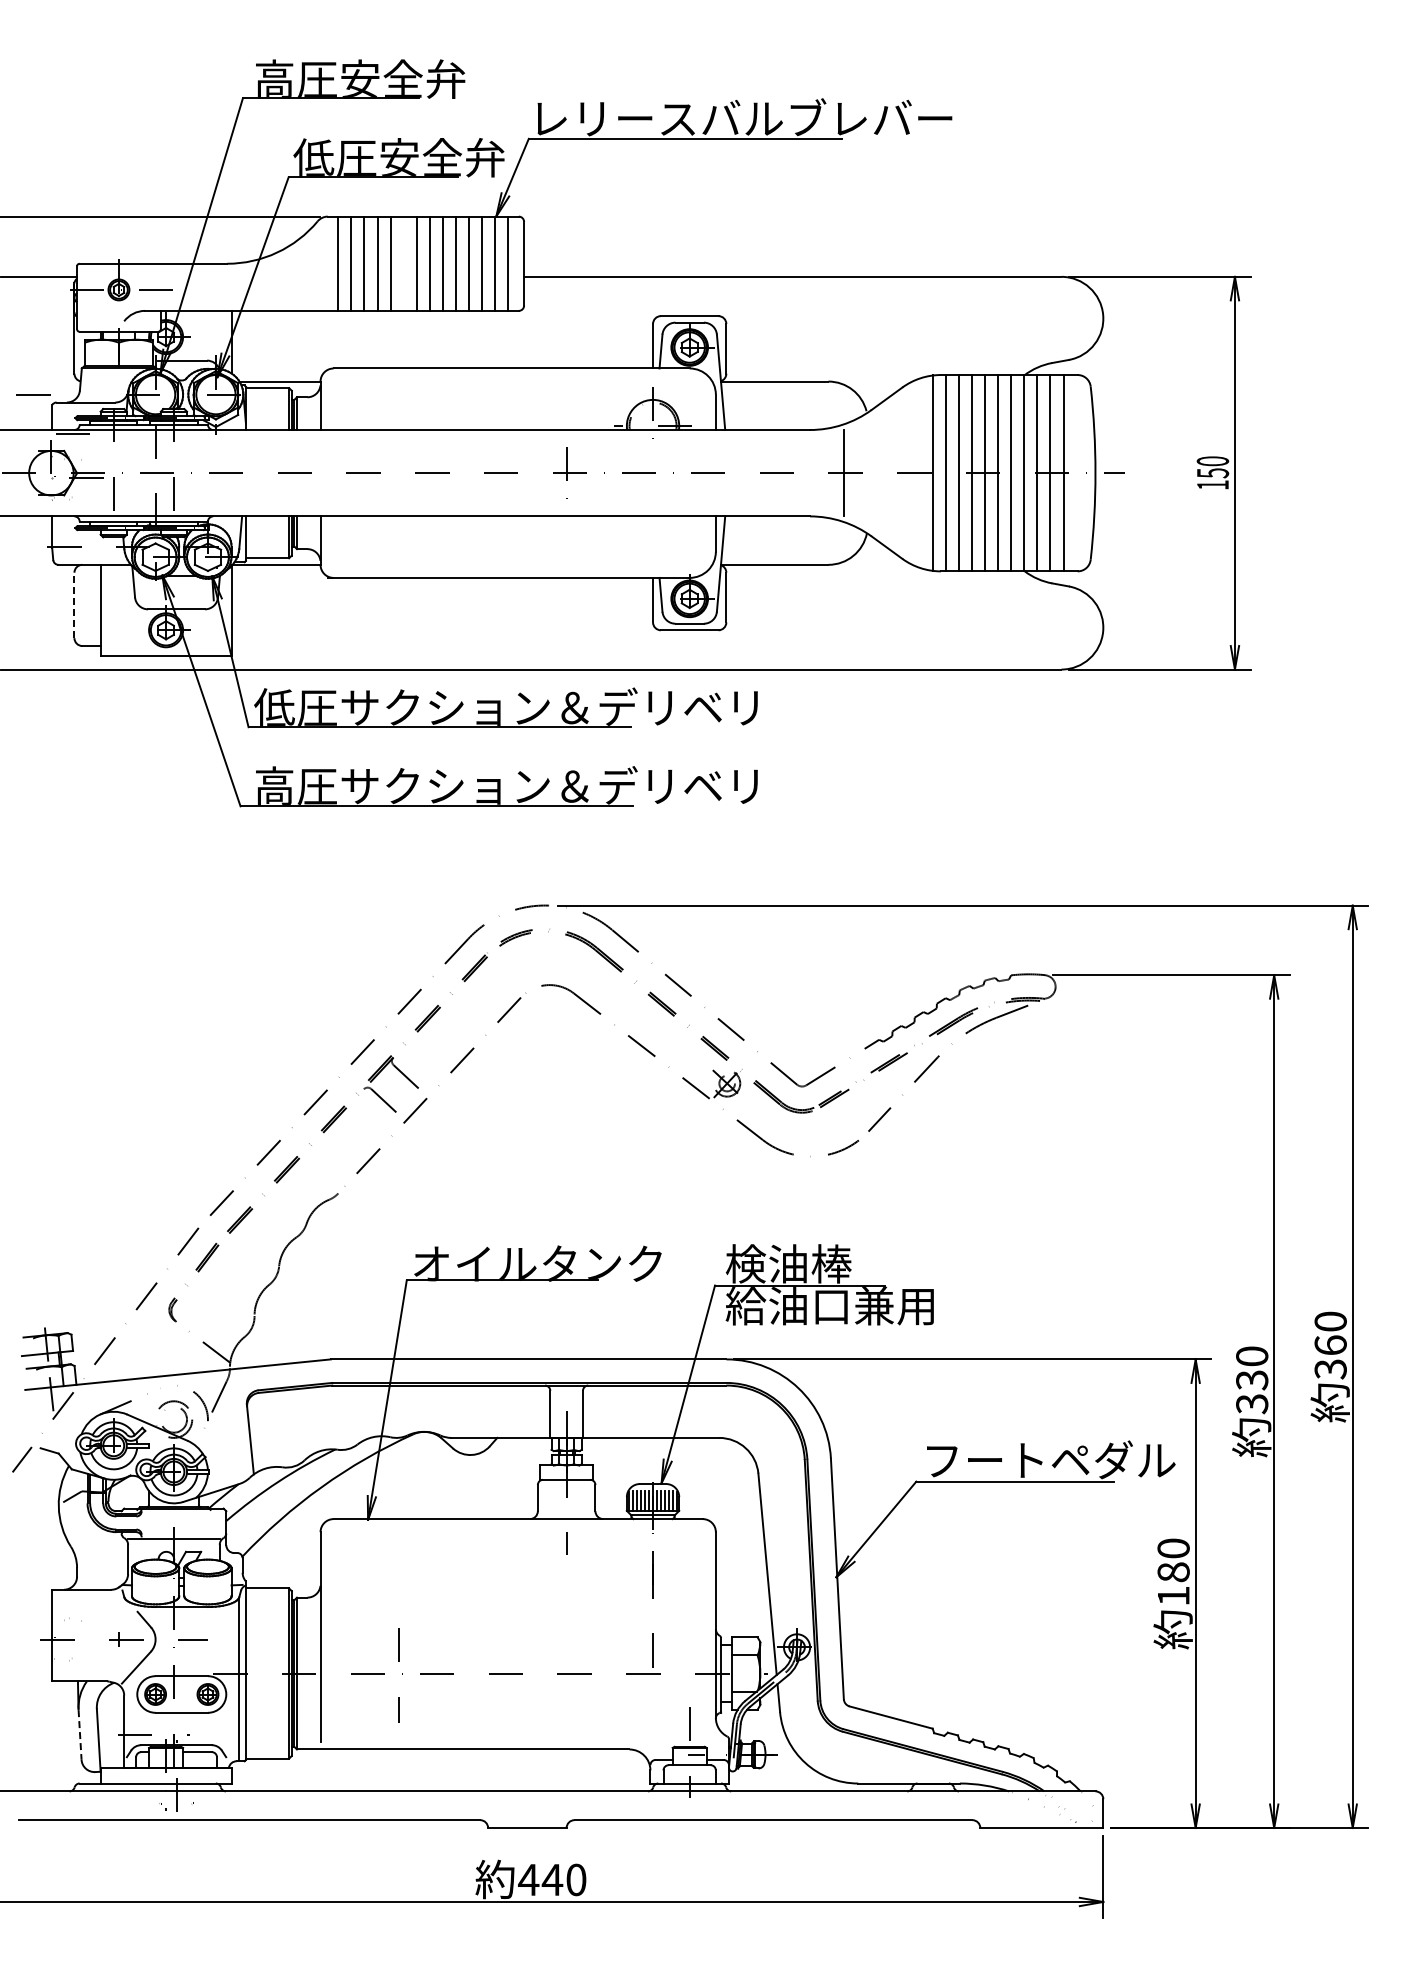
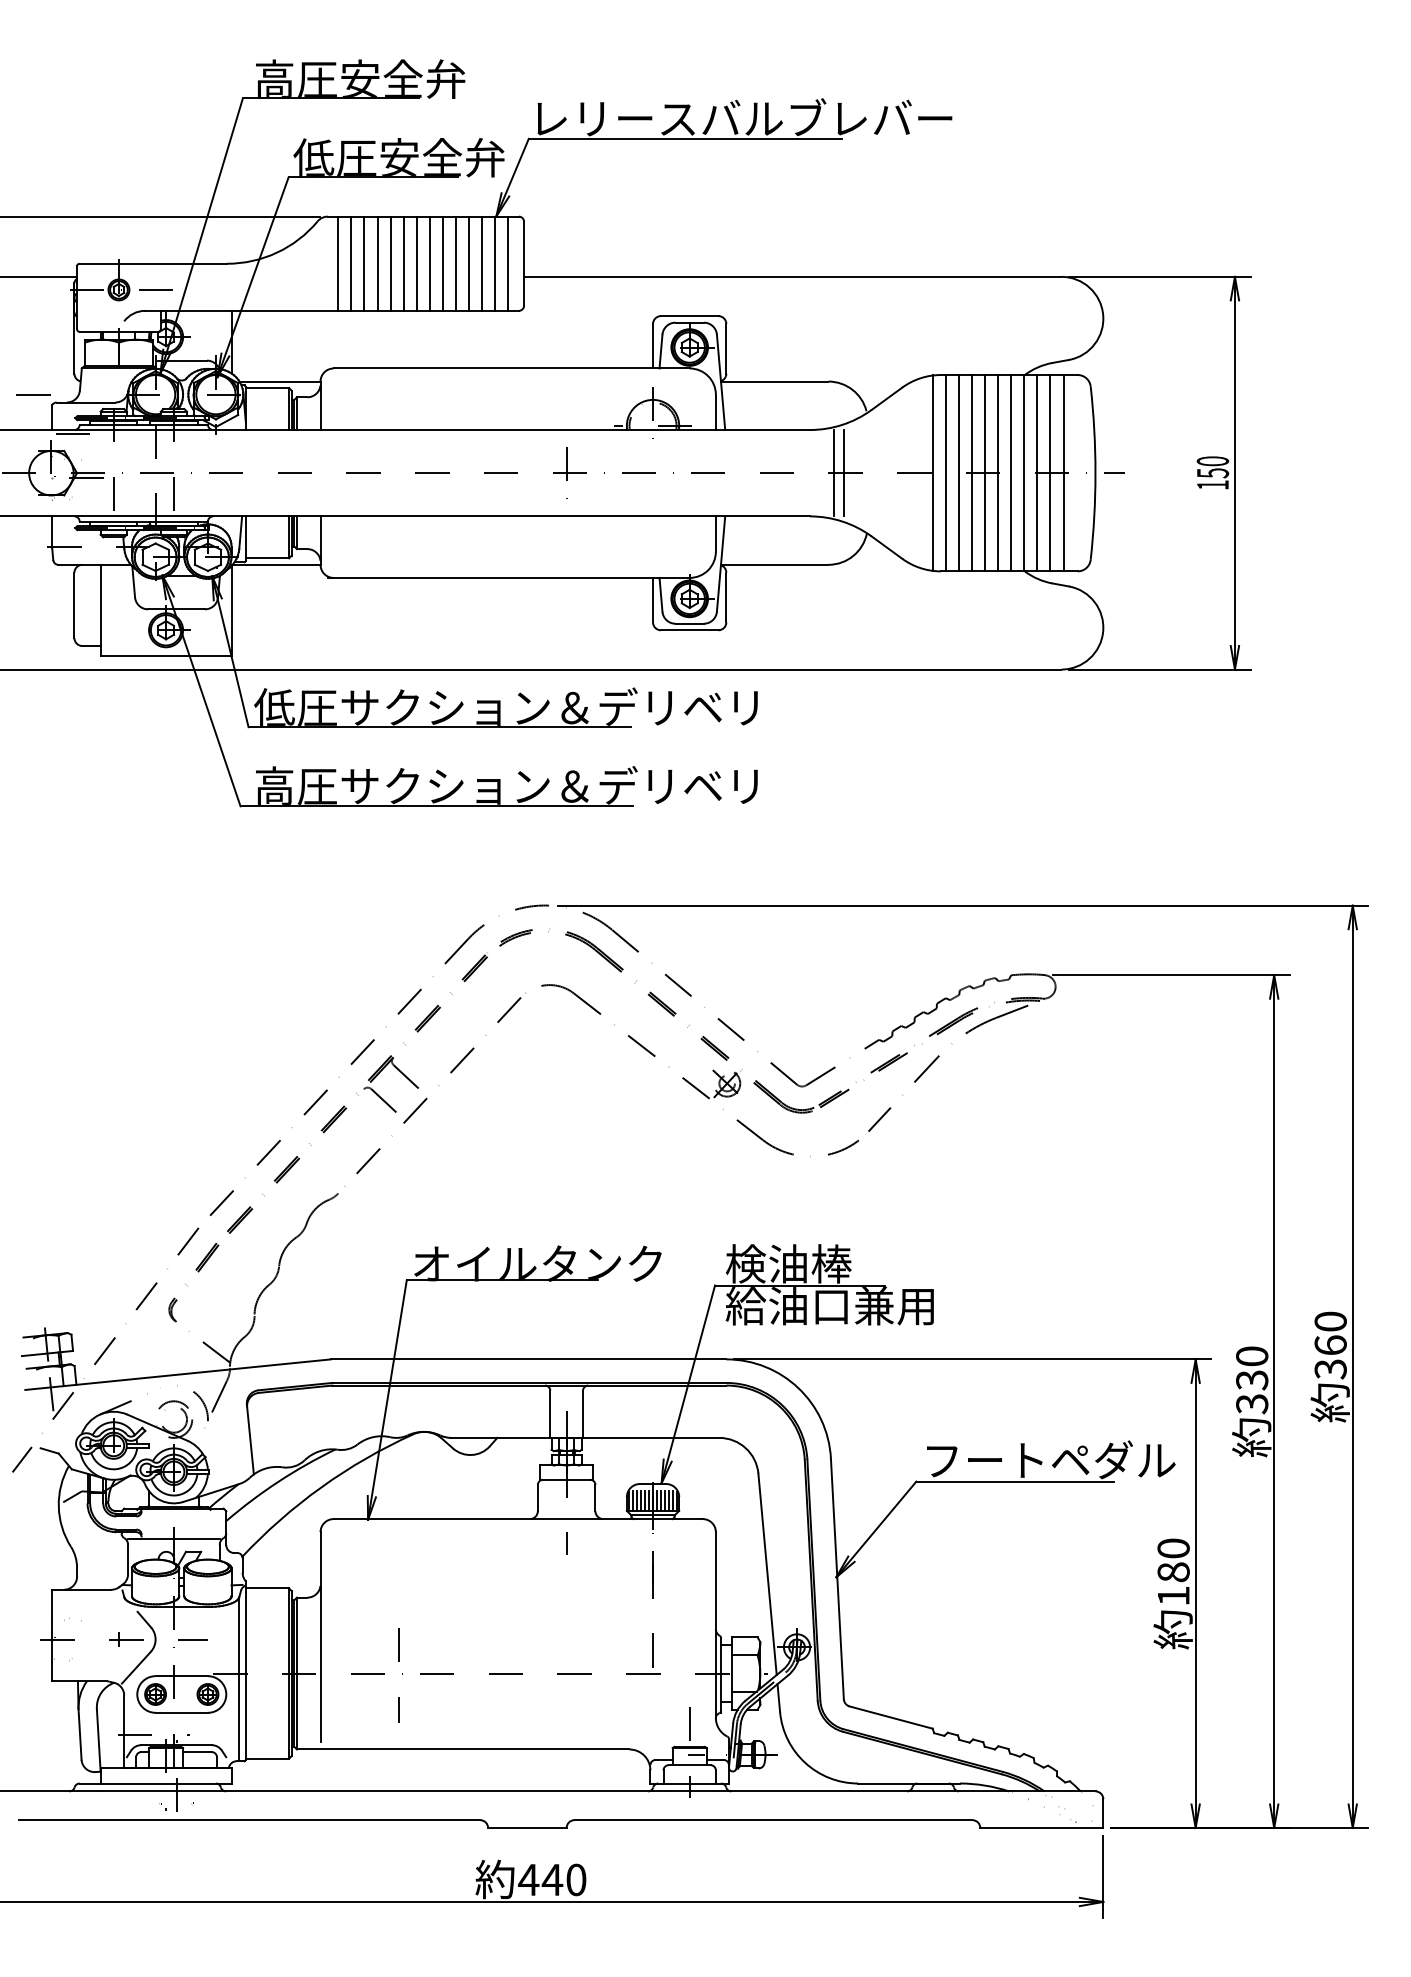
line: none -> present (403, 263)
line: none -> present (833, 473)
line: dashed -> solid (74, 605)
line: dashed -> solid (80, 1734)
